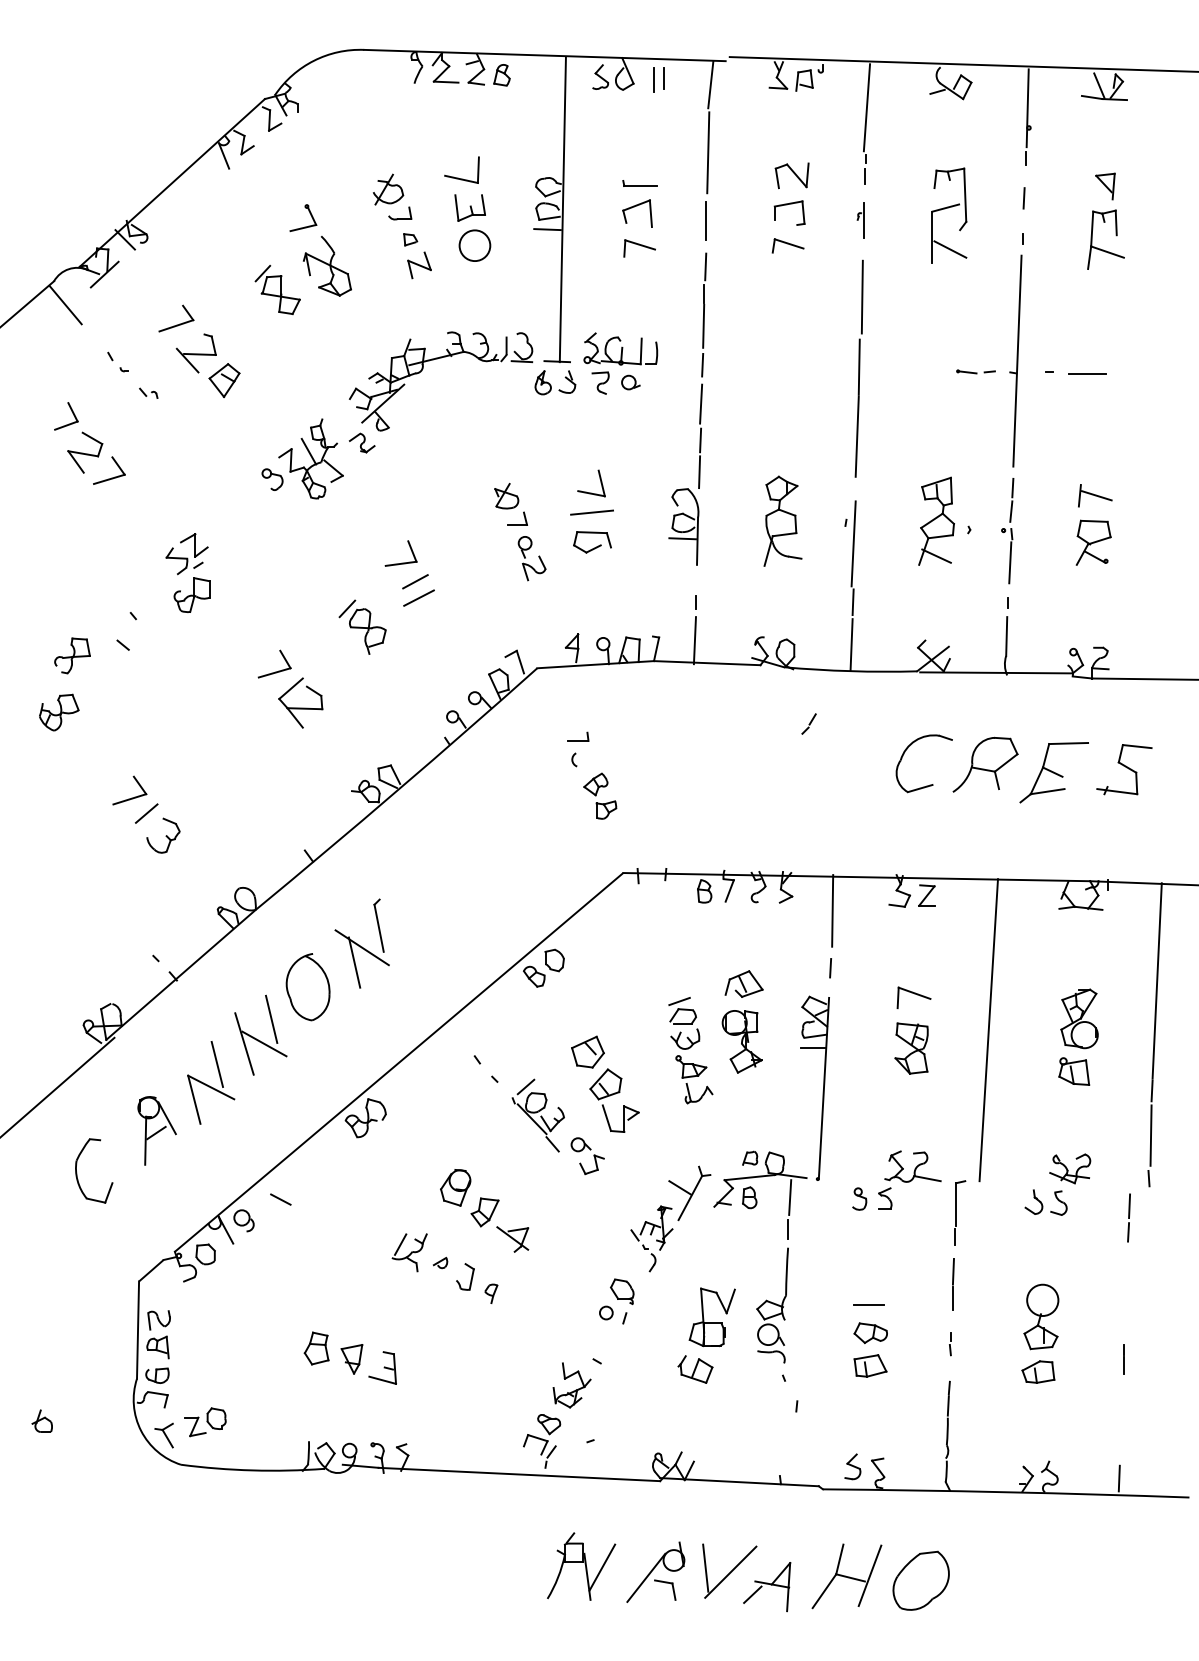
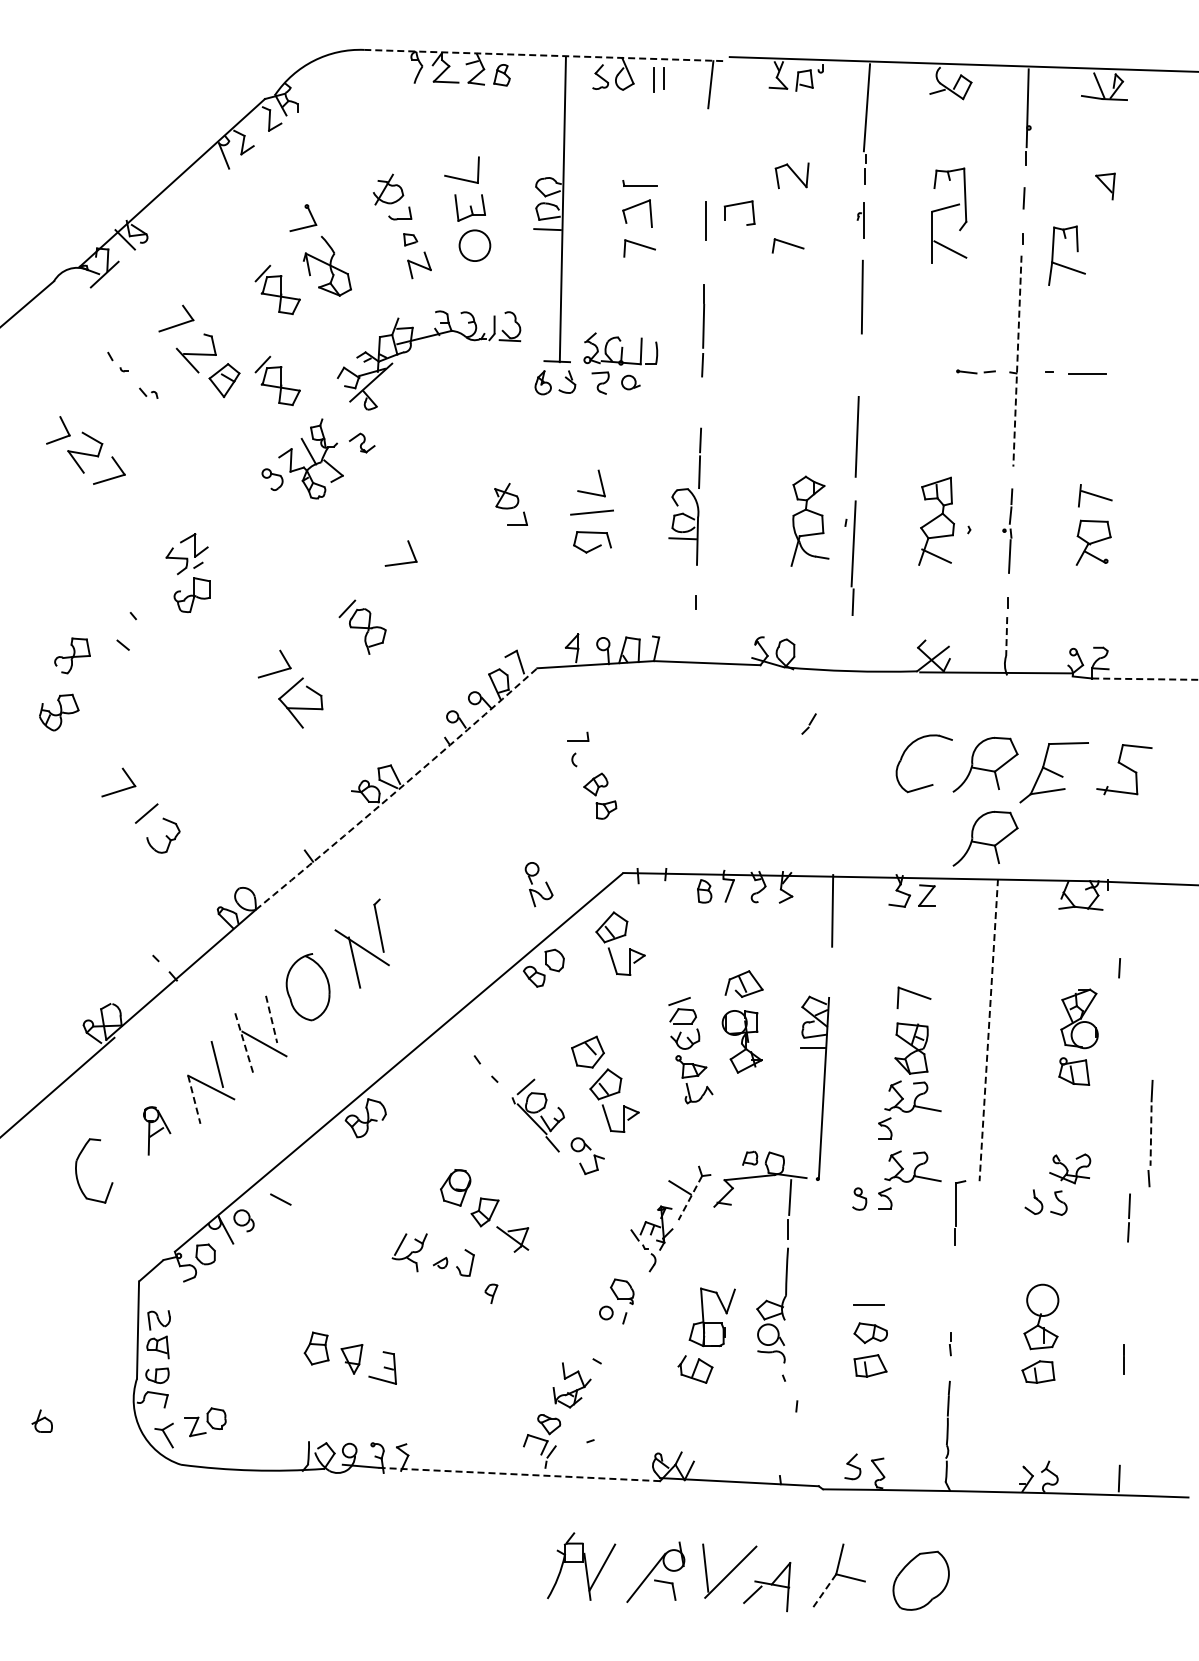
line: solid -> dashed (544, 55)
line: present -> none (708, 152)
part position: (787, 205) -> (737, 205) (737, 205)
part position: (1103, 249) -> (1064, 265) (1064, 265)
line: present -> none (705, 266)
line: present -> none (65, 305)
line: solid -> dashed (1017, 361)
line: present -> none (858, 366)
part position: (423, 369) -> (411, 348) (411, 348)
part: none -> present (277, 380)
line: present -> none (701, 403)
part position: (72, 413) -> (64, 427) (64, 427)
part position: (782, 520) -> (809, 520) (809, 520)
part size: 14x107 px -> 12x86 px (1007, 530)
part position: (531, 558) -> (538, 884) (538, 884)
line: present -> none (415, 581)
line: present -> none (418, 597)
line: solid -> dashed (1006, 637)
line: present -> none (694, 640)
line: present -> none (851, 644)
line: solid -> dashed (1145, 679)
arc: solid -> dashed (397, 790)
part position: (131, 797) -> (120, 789) (120, 789)
part: none -> present (985, 838)
part: none -> present (620, 943)
line position: (830, 968) -> (1119, 968) (1119, 968)
line: present -> none (1156, 980)
line: solid -> dashed (271, 1019)
line: solid -> dashed (988, 1030)
line: solid -> dashed (244, 1044)
line: solid -> dashed (194, 1099)
part: none -> present (909, 1109)
part size: 40x70 px -> 29x50 px (157, 1130)
line: solid -> dashed (1151, 1136)
part: present -> none (749, 1197)
line: solid -> dashed (690, 1198)
part position: (465, 1276) -> (465, 1262) (465, 1262)
line: present -> none (953, 1284)
line: solid -> dashed (519, 1474)
line: present -> none (869, 1575)
line: solid -> dashed (824, 1591)
